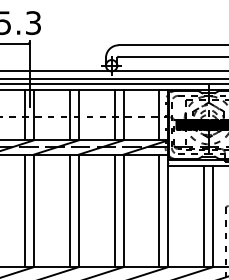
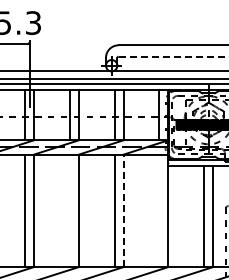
line: solid -> dashed (174, 56)
line: present -> none (69, 210)
line: solid -> dashed (123, 210)
line: present -> none (159, 210)
